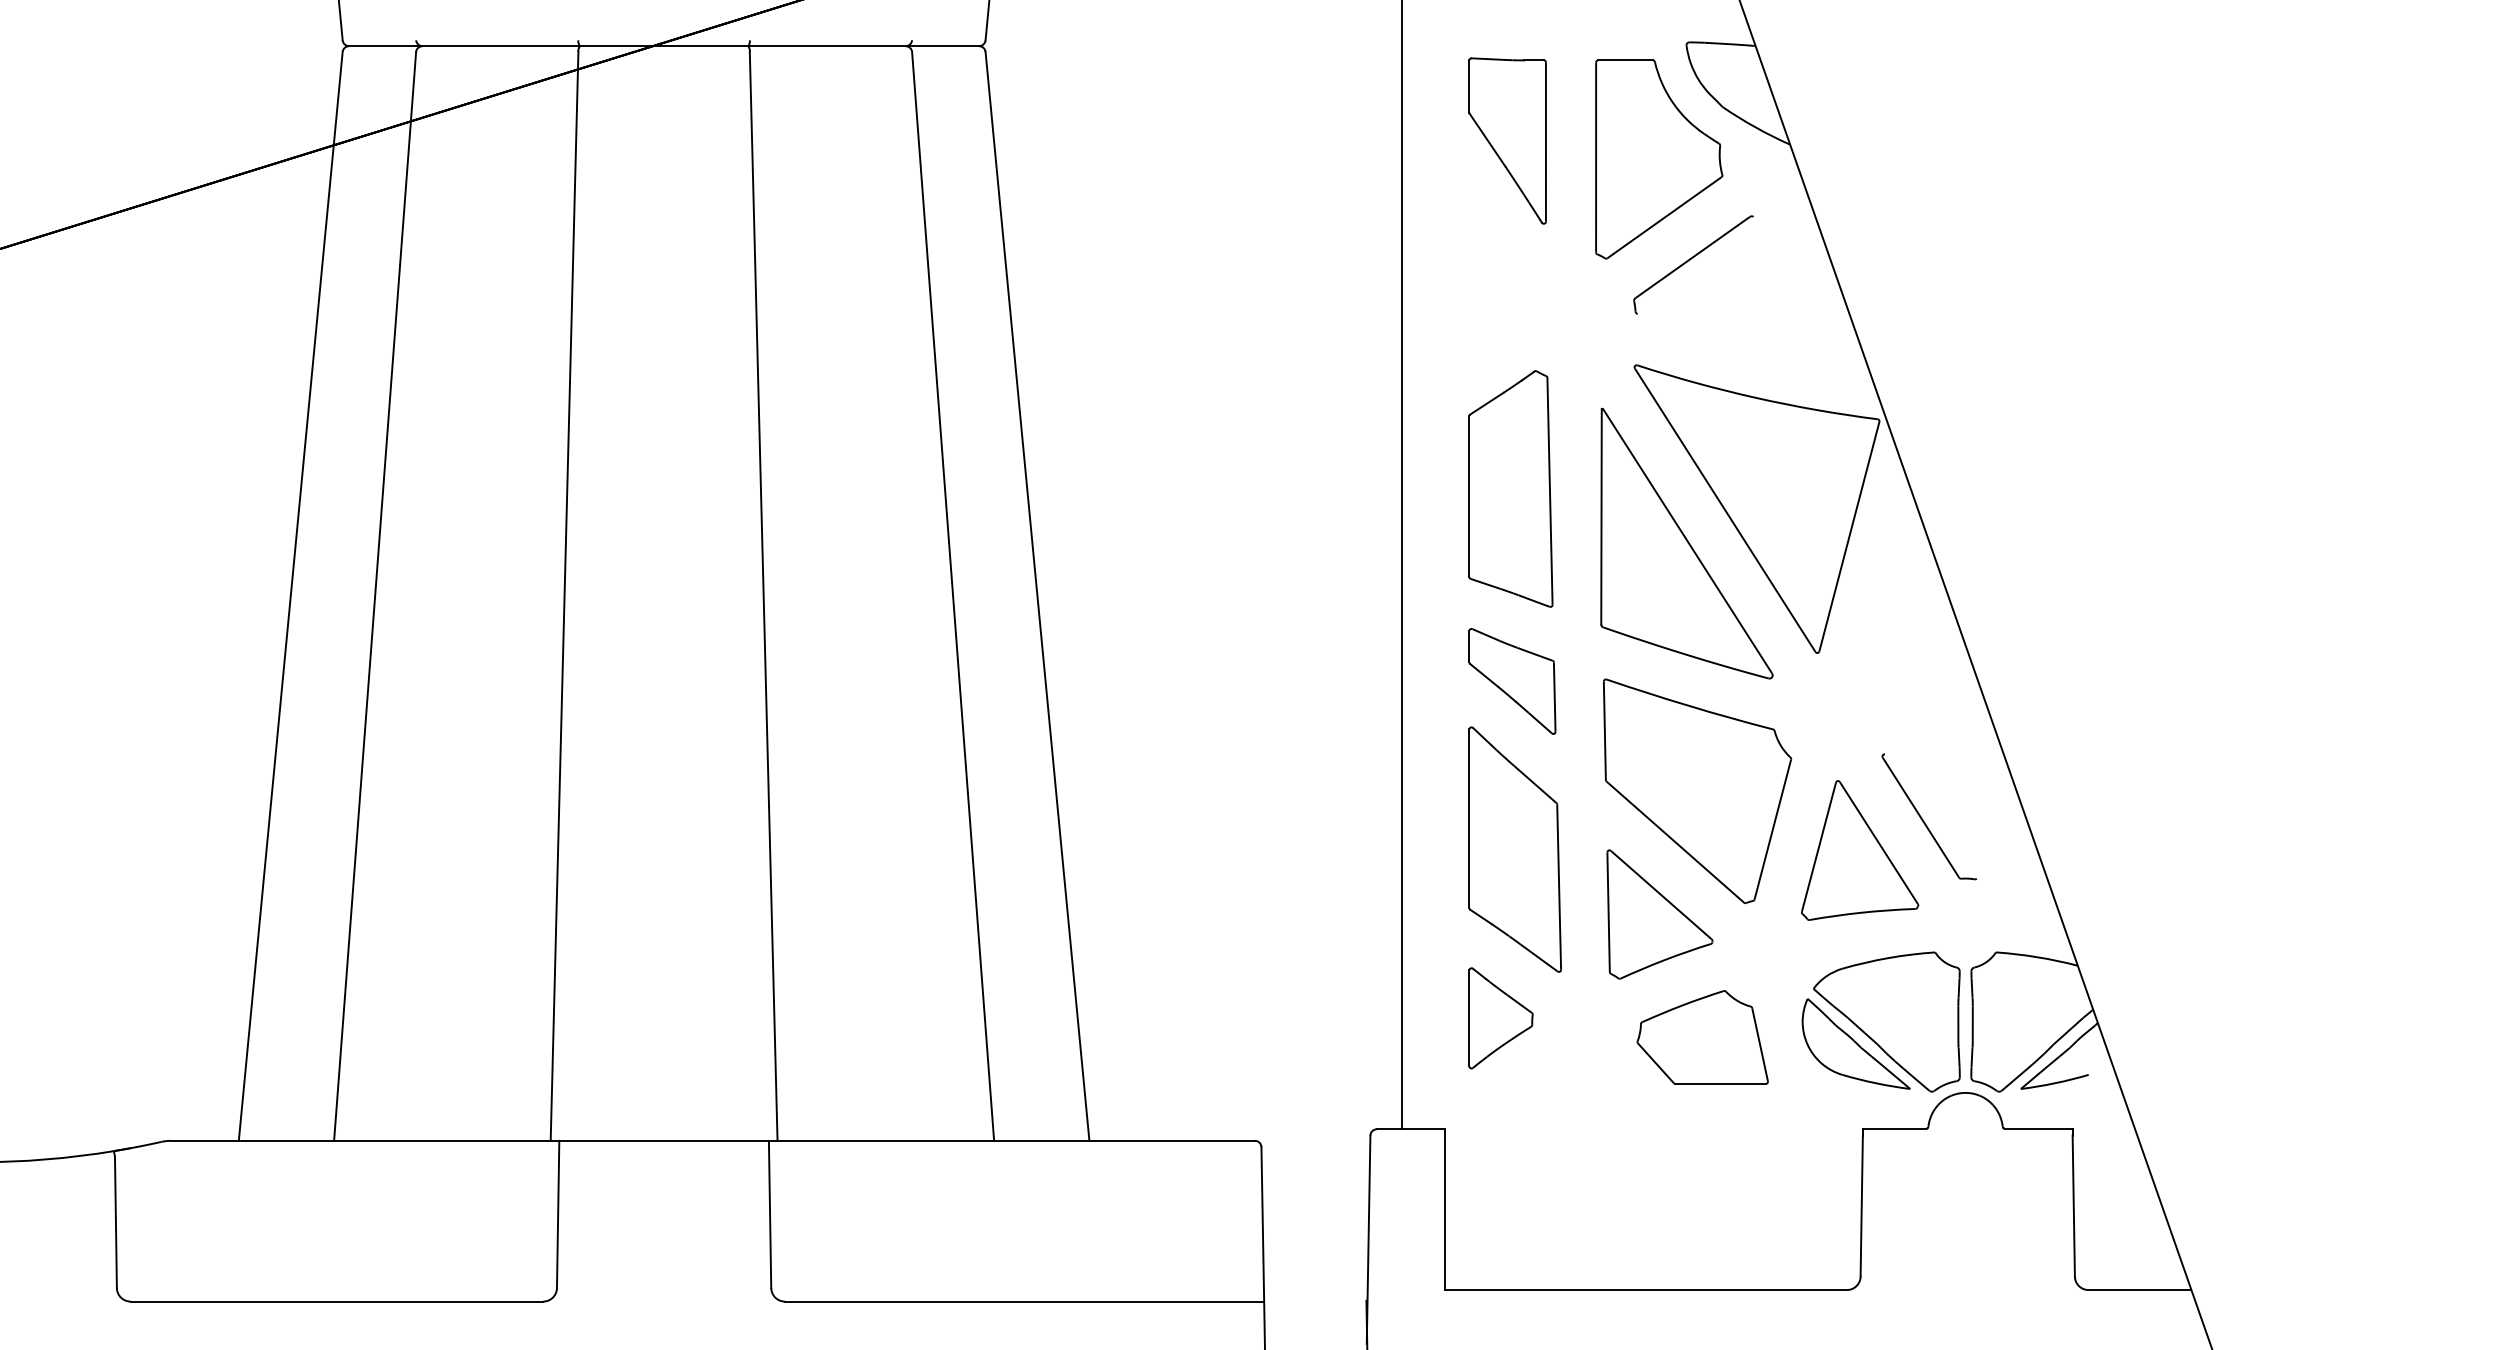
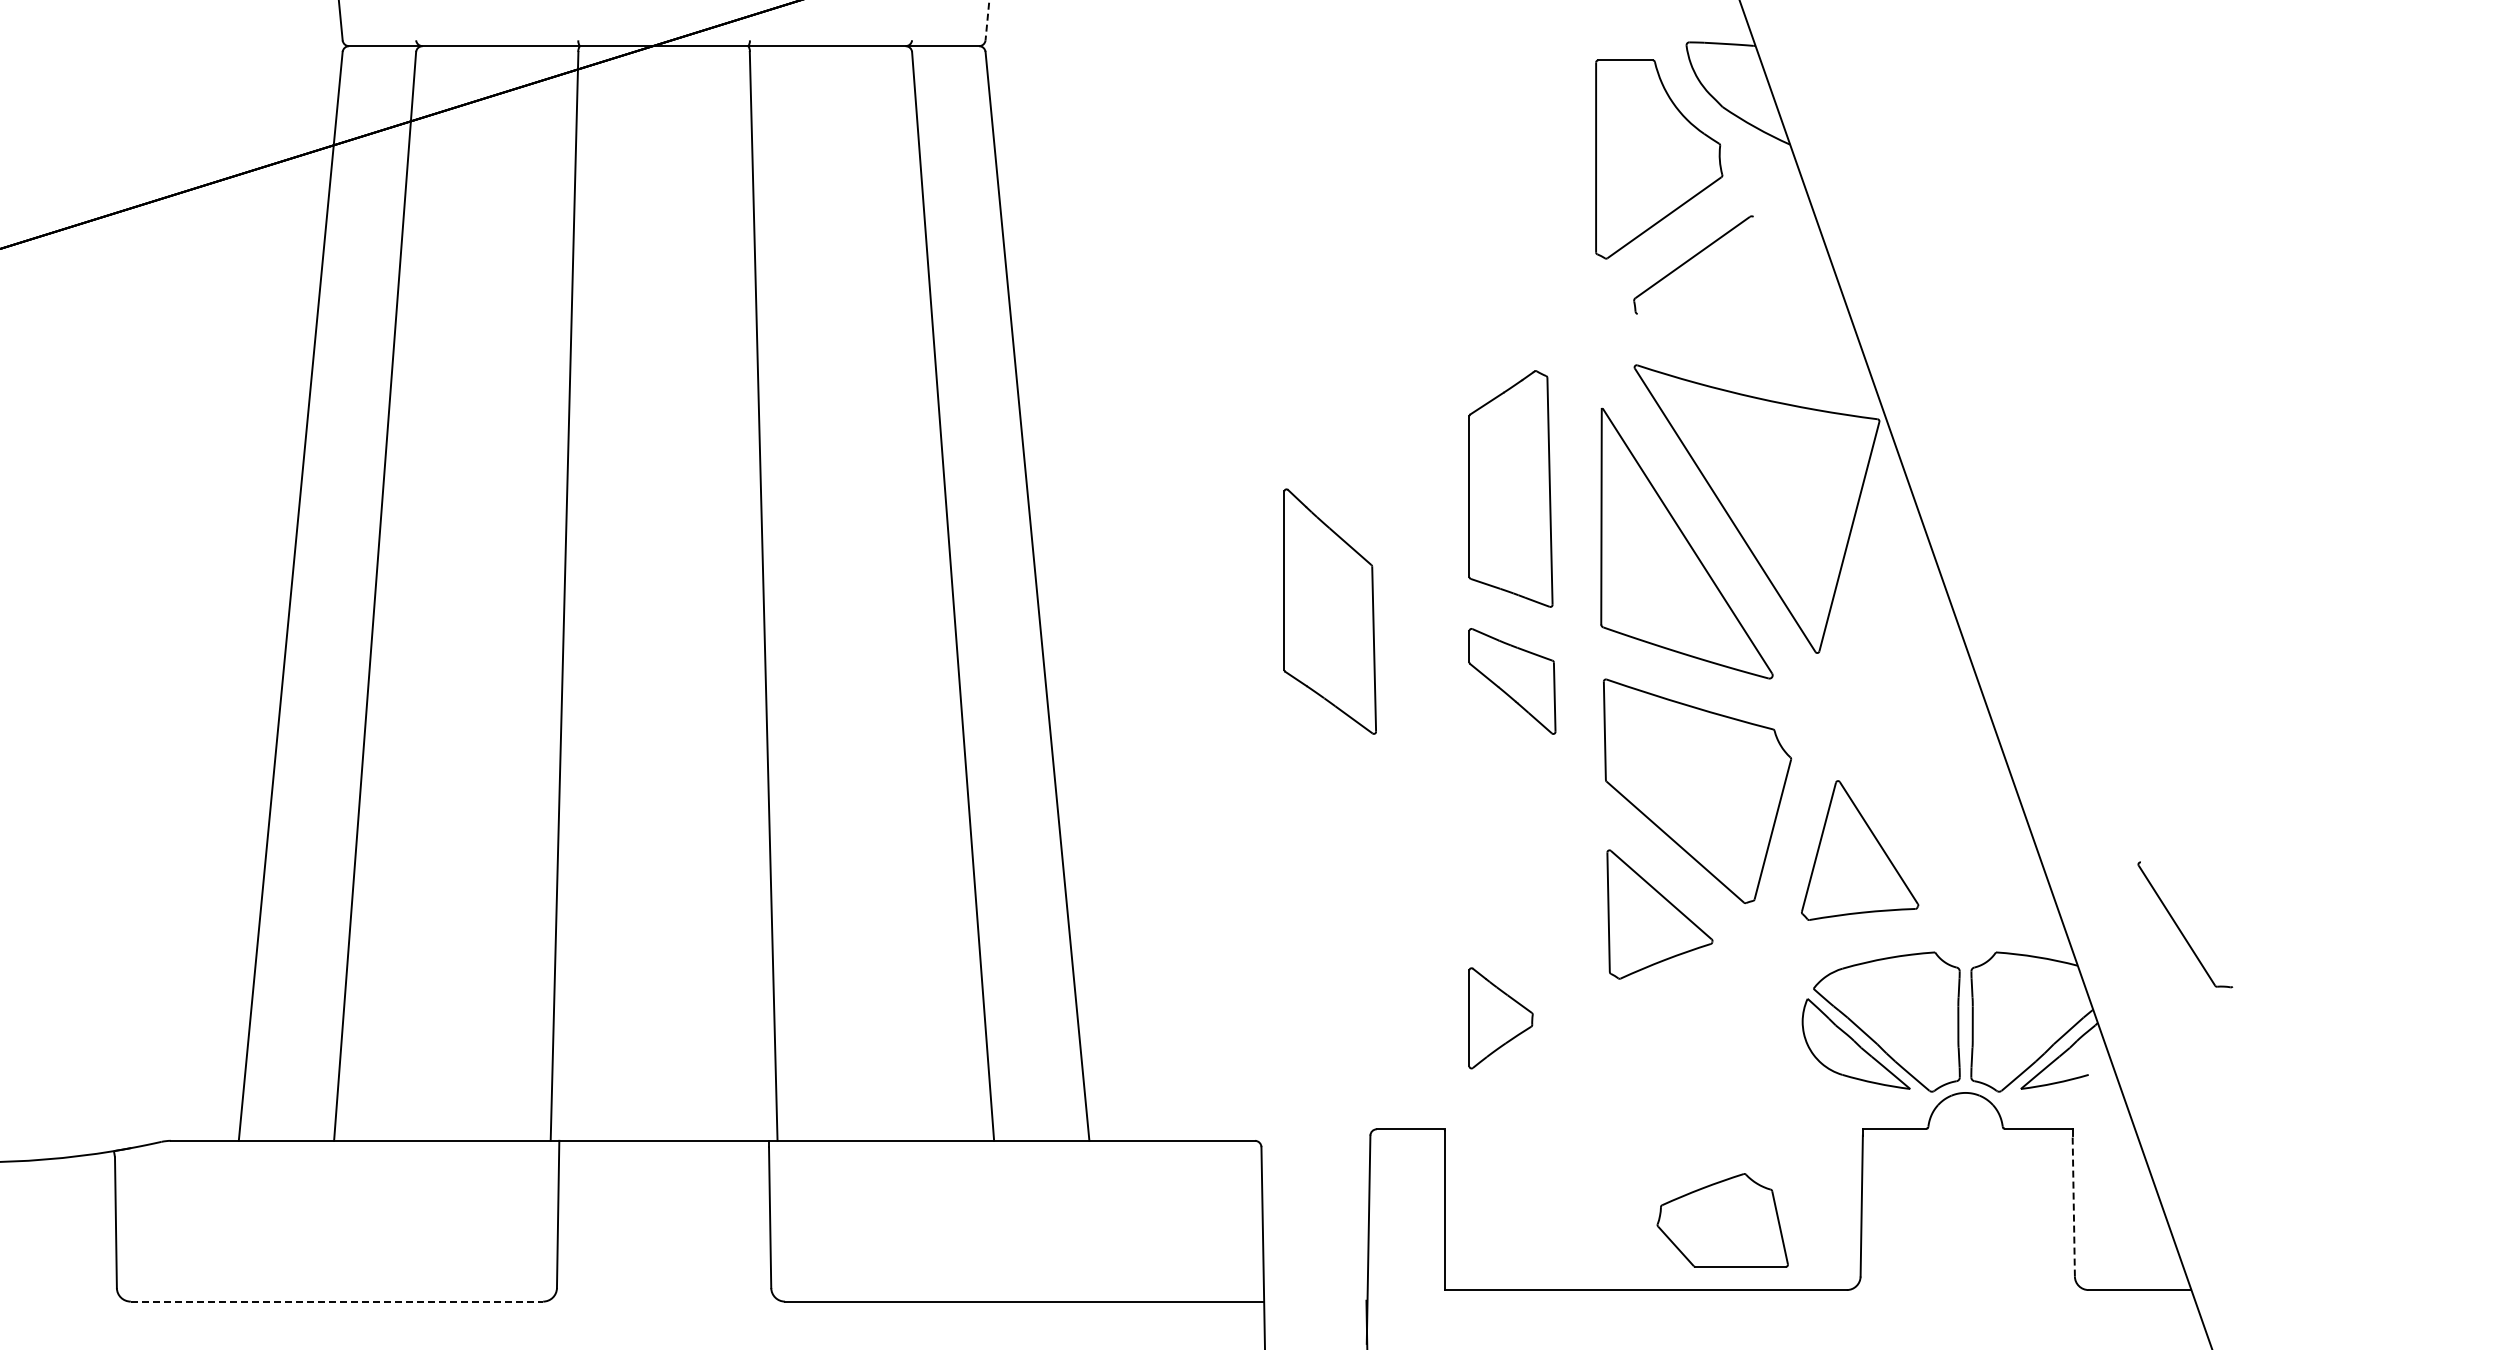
line: solid -> dashed (987, 20)
part: present -> none (1507, 140)
line: present -> none (1401, 565)
part position: (1923, 819) -> (2179, 927) (2179, 927)
part position: (1514, 849) -> (1329, 611) (1329, 611)
part position: (1702, 1037) -> (1722, 1220) (1722, 1220)
line: solid -> dashed (2073, 1205)
line: solid -> dashed (337, 1301)
